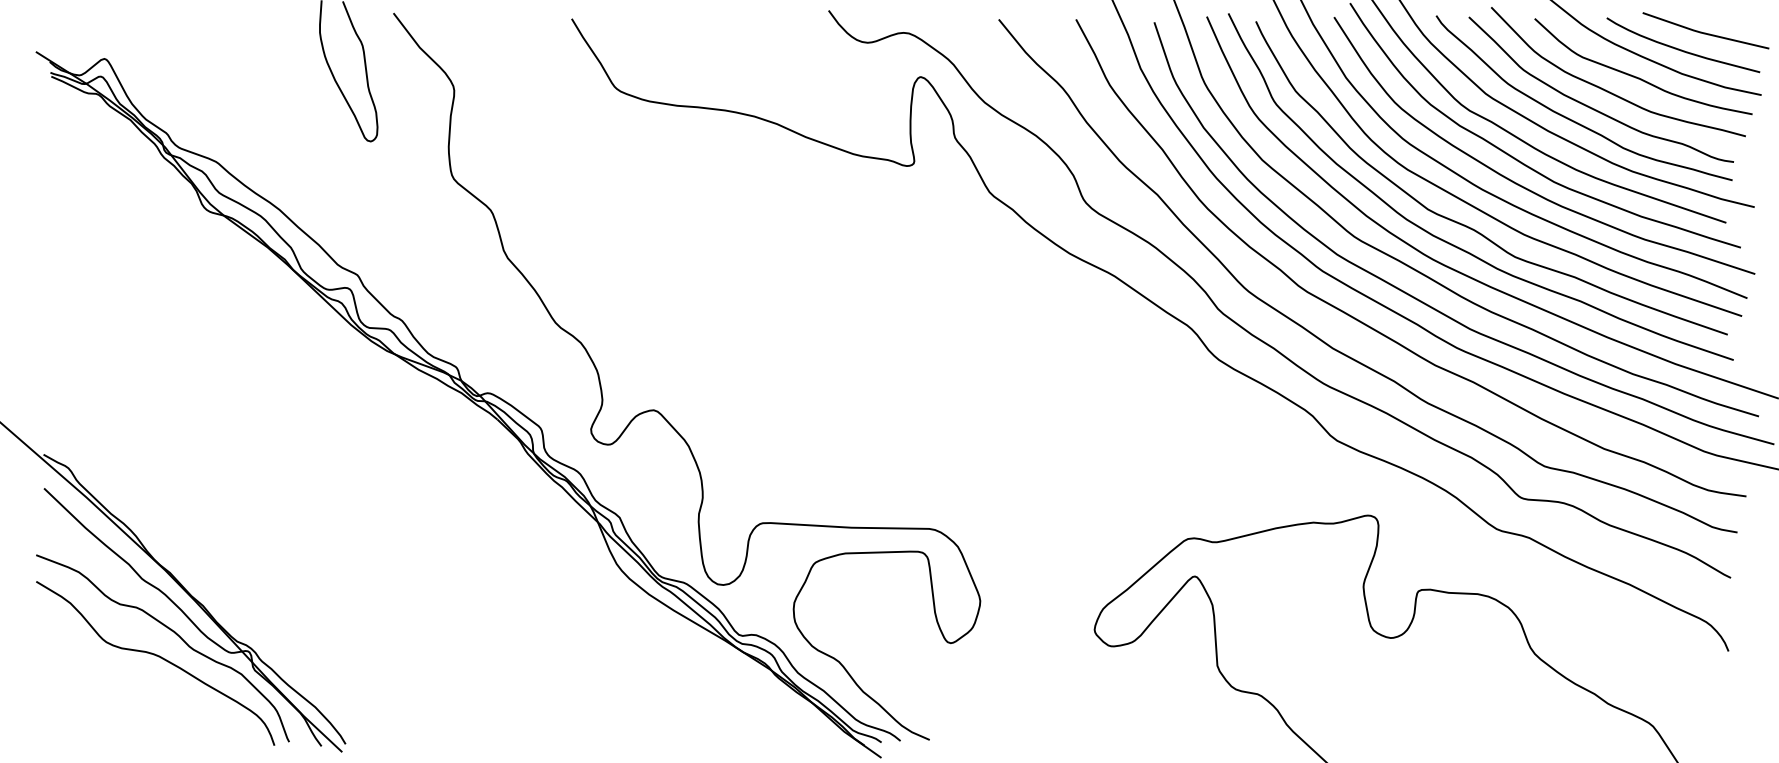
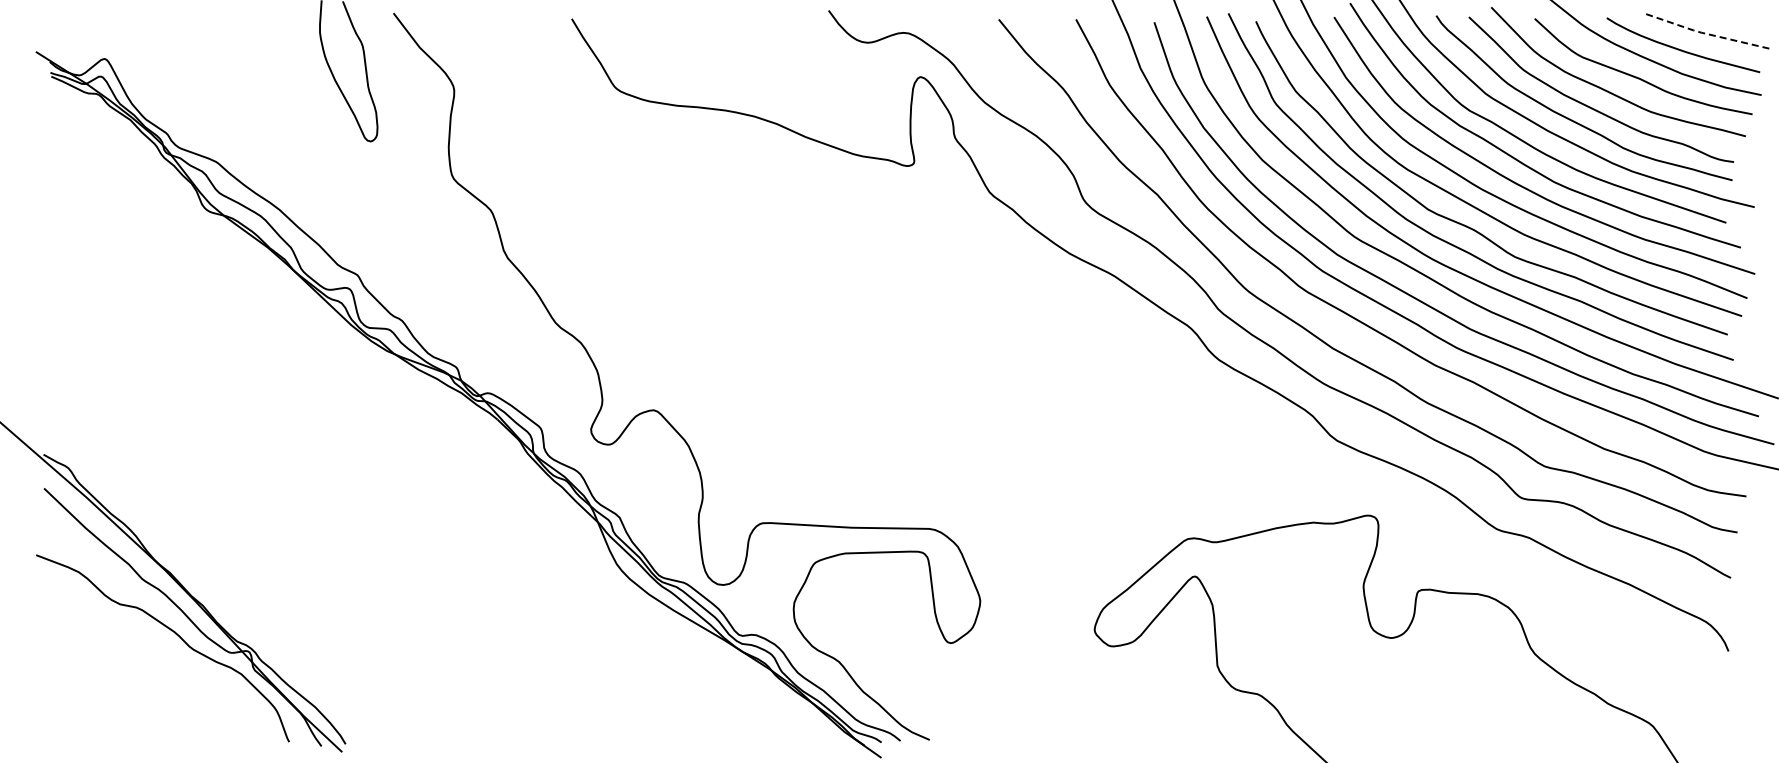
line: solid -> dashed (1703, 33)
curve: present -> none (158, 657)
